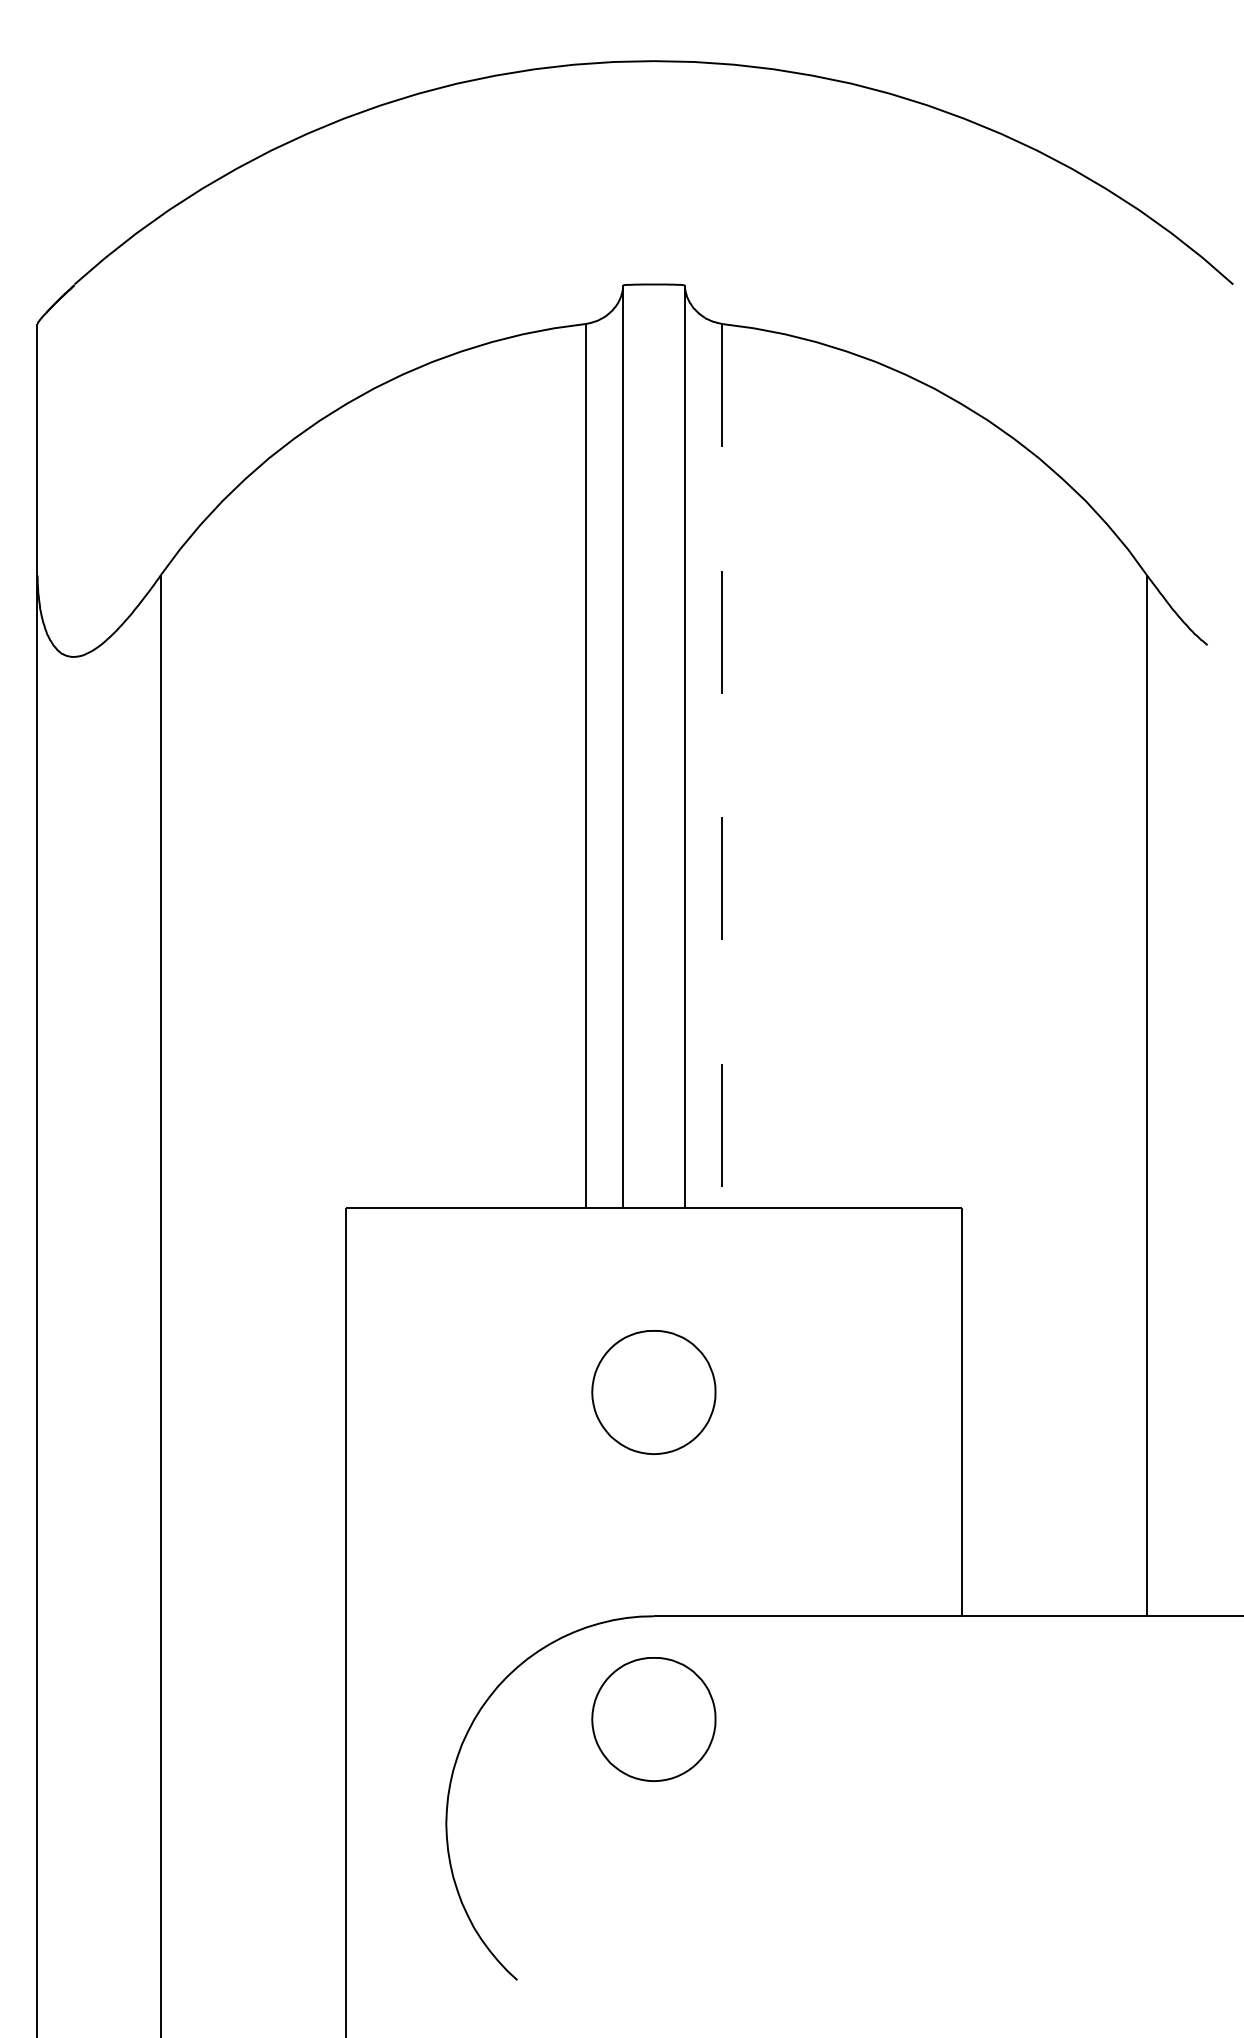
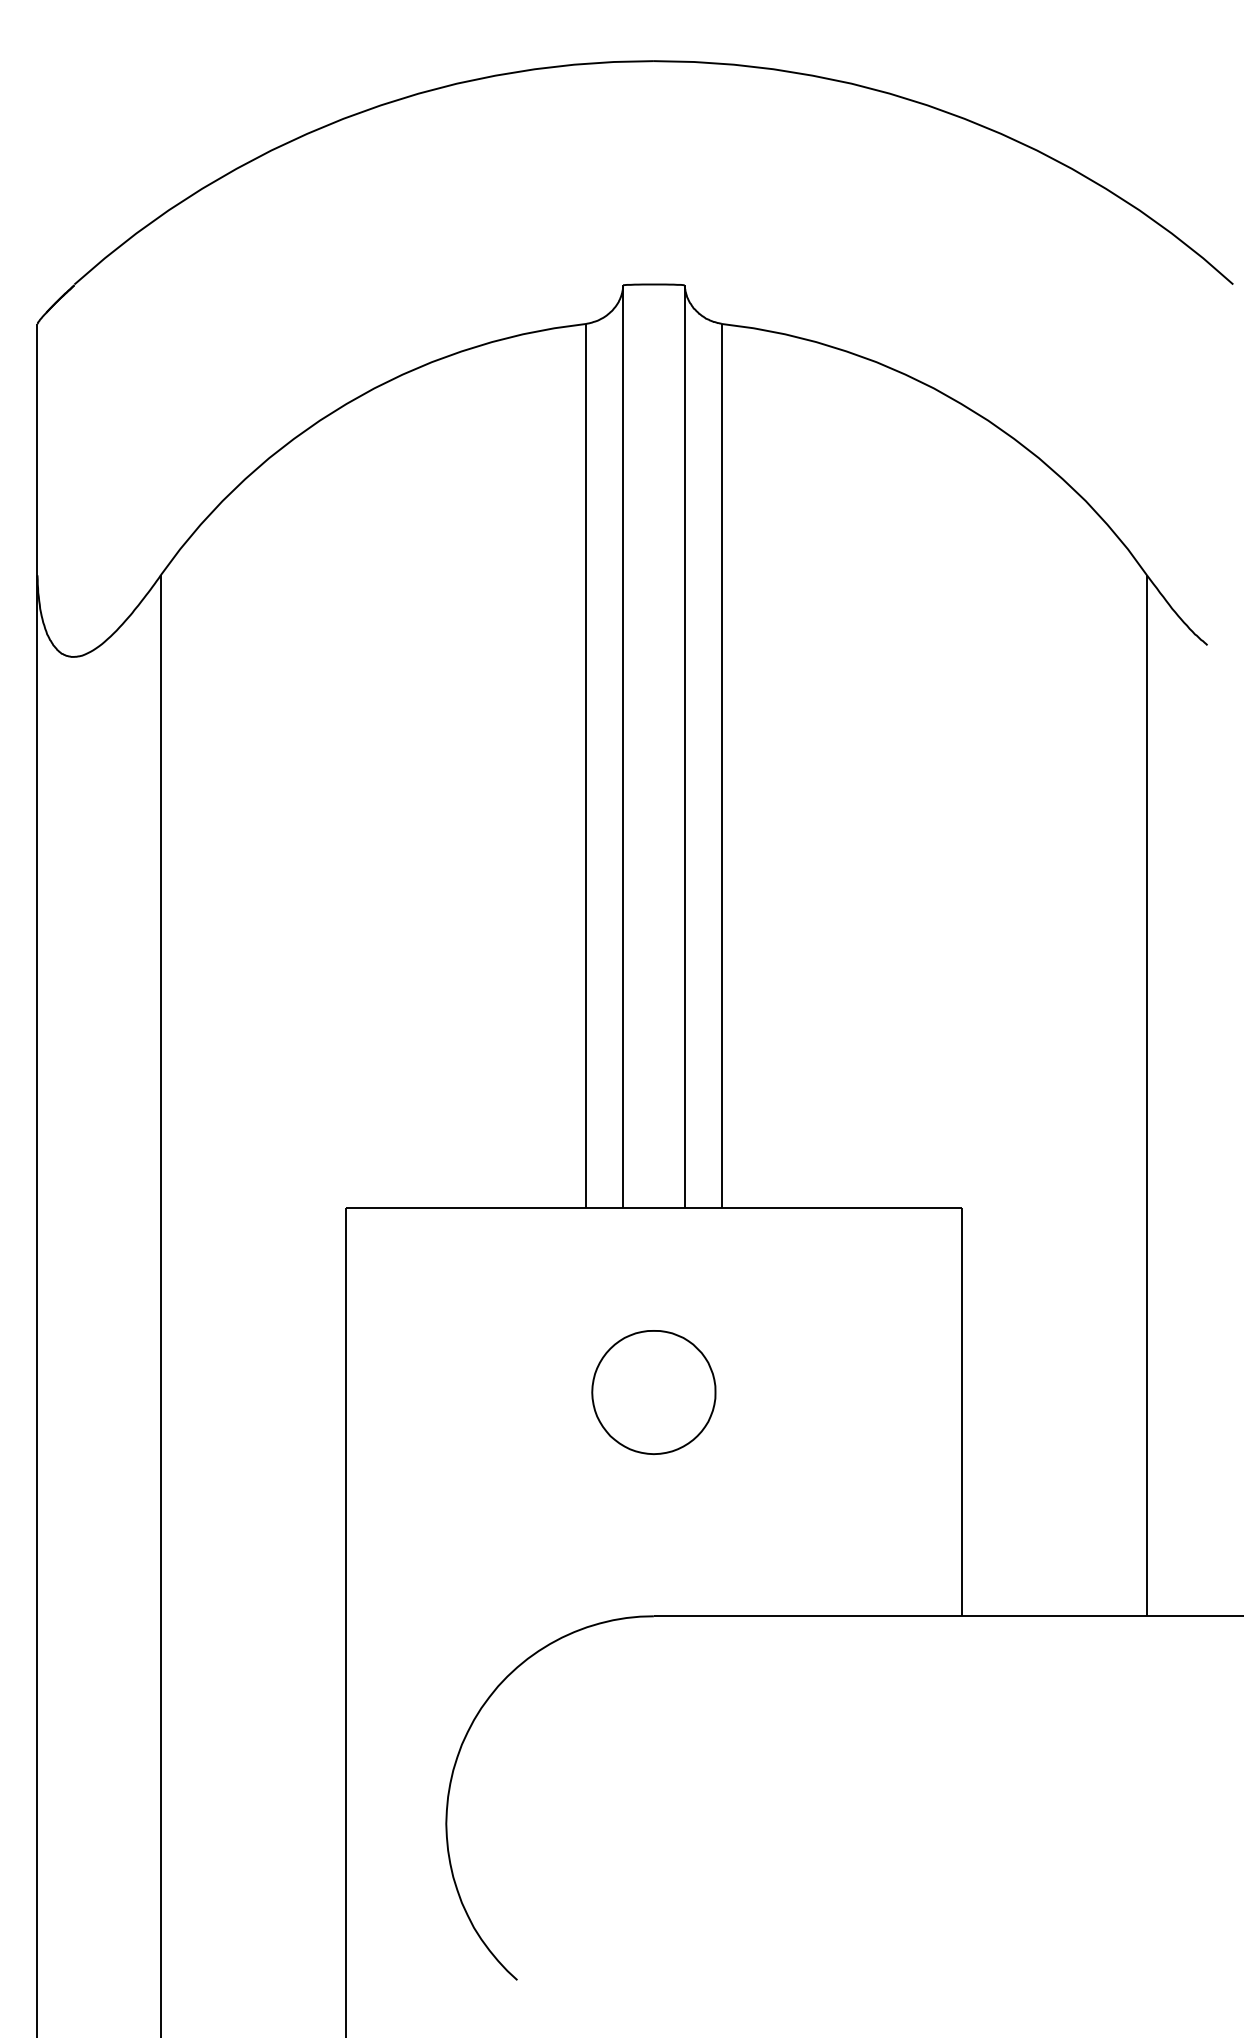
line: dashed -> solid (721, 765)
part: present -> none (653, 1719)
